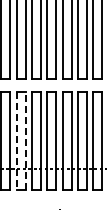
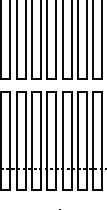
line: dashed -> solid (25, 140)
line: dashed -> solid (16, 141)
